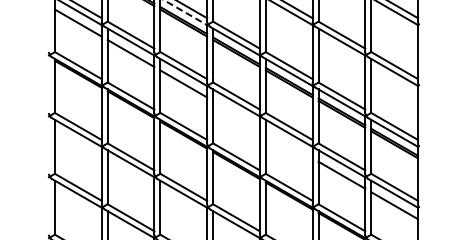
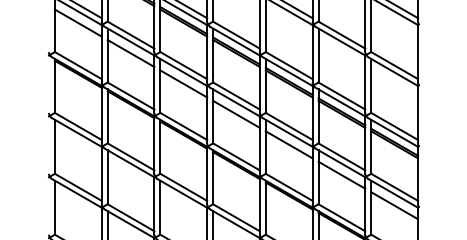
line: dashed -> solid (185, 12)
line: none -> present (236, 113)
line: none -> present (288, 144)
